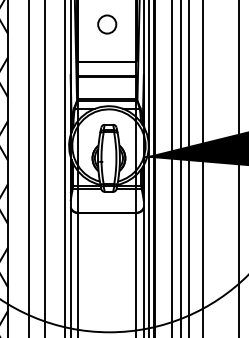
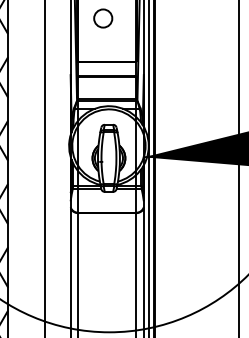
circle position: (107, 24) -> (103, 18) (103, 18)
line: present -> none (29, 168)
line: present -> none (65, 168)
line: present -> none (172, 168)
line: present -> none (180, 168)
line: present -> none (189, 168)
line: present -> none (203, 168)
